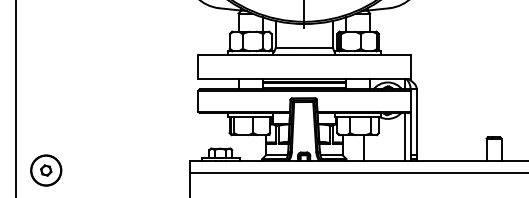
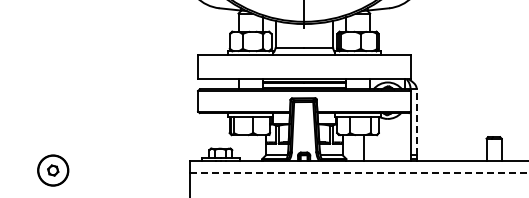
line: present -> none (15, 98)
line: solid -> dashed (416, 121)
line: present -> none (404, 136)
part position: (46, 170) -> (53, 170) (53, 170)
line: solid -> dashed (359, 172)
